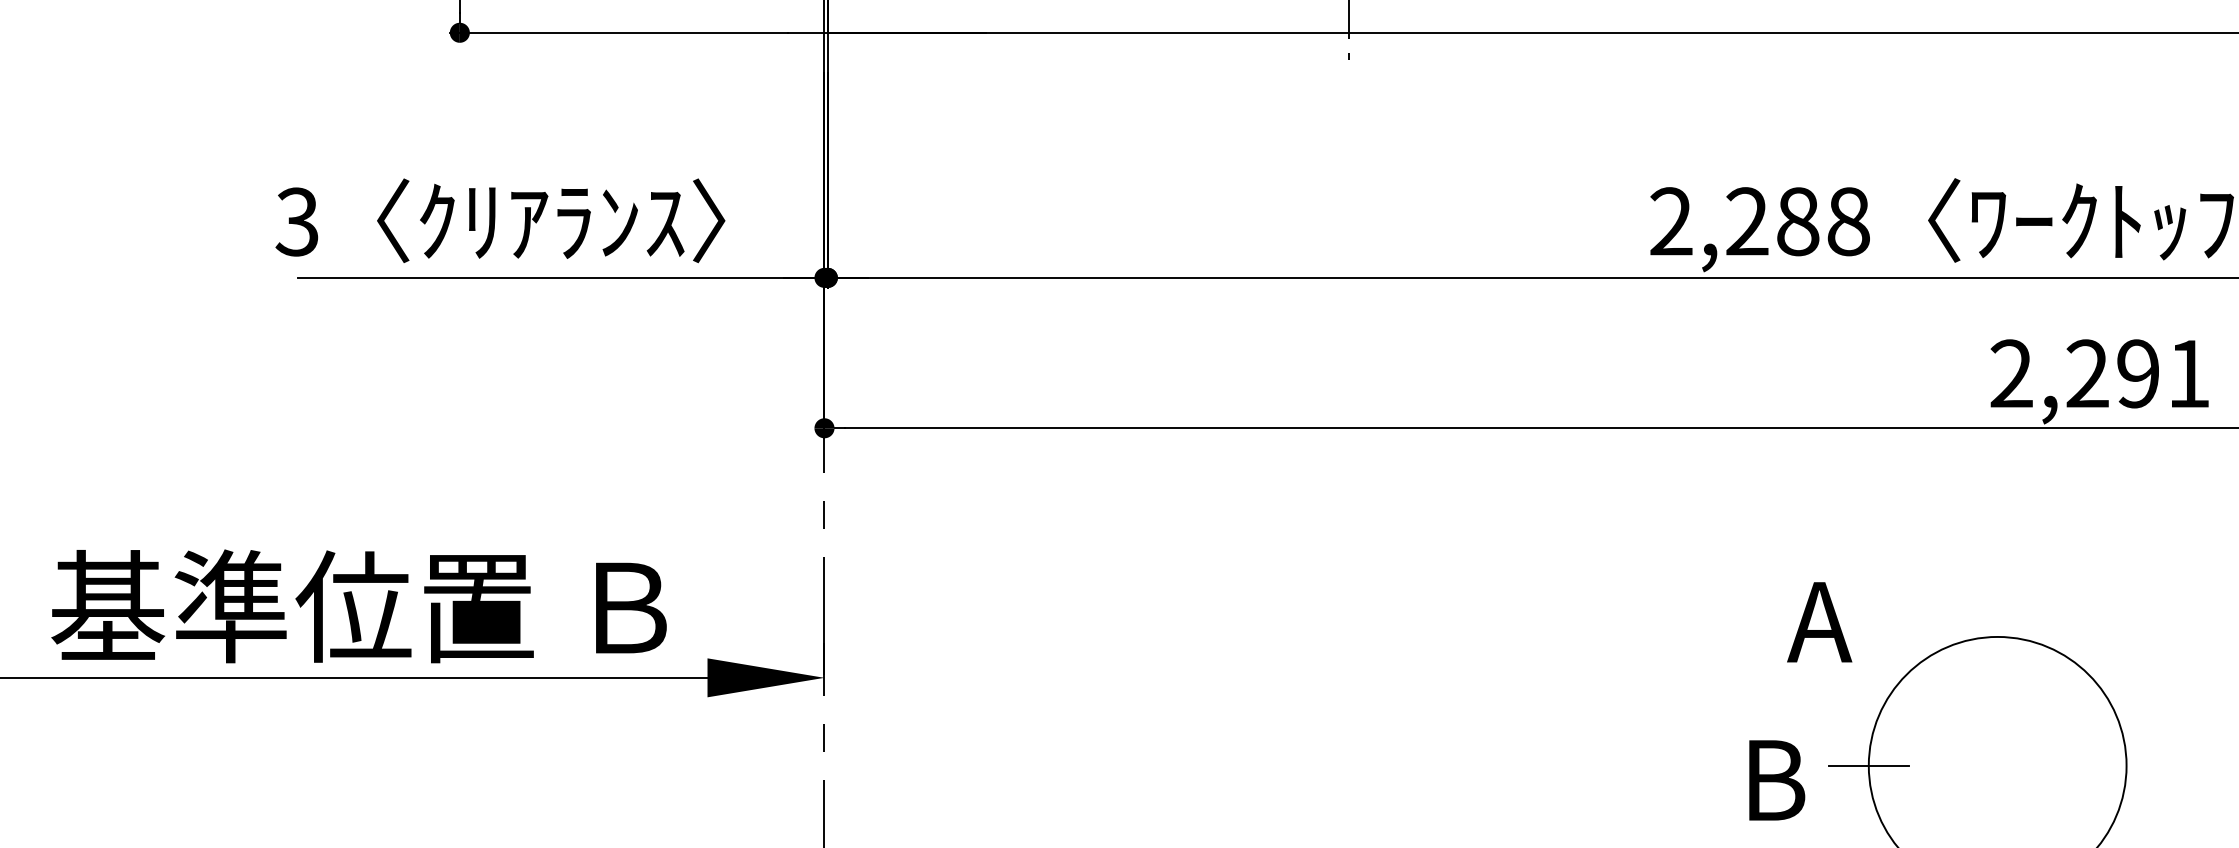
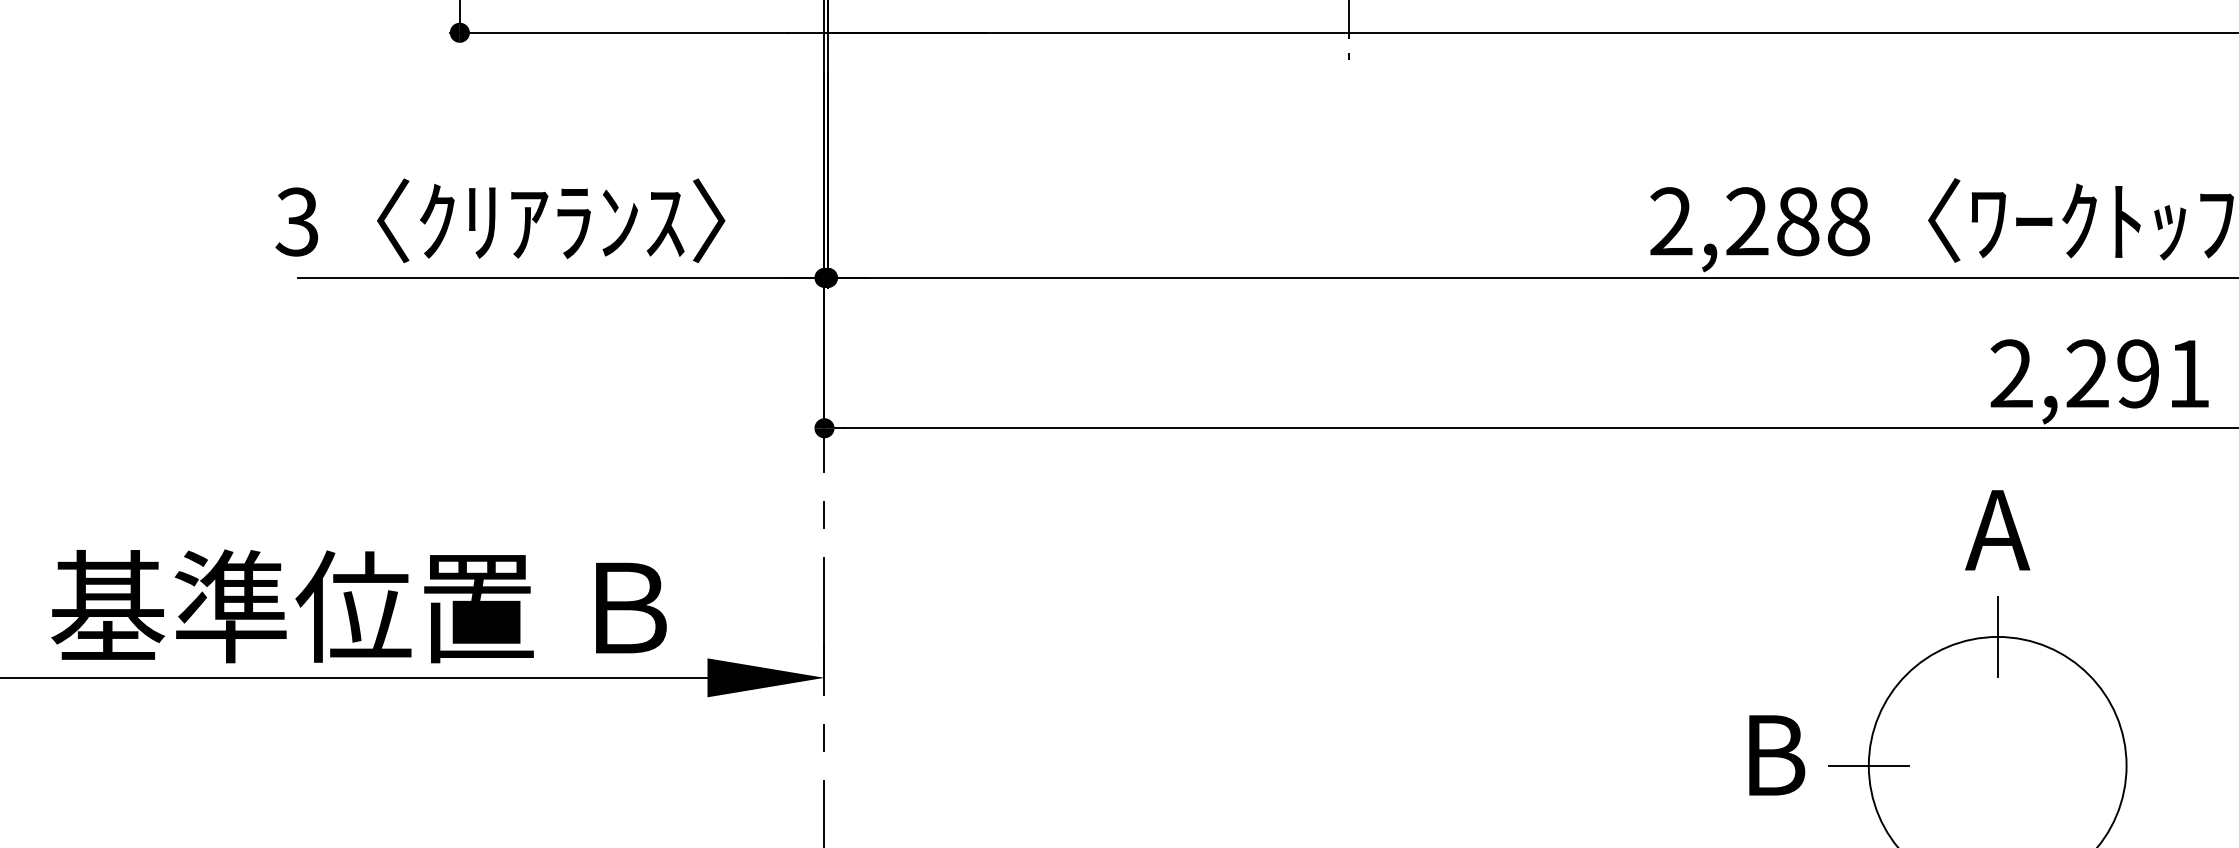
text position: (1819, 622) -> (1997, 530) (1997, 530)
line: none -> present (1997, 636)
text position: (1777, 780) -> (1777, 755) (1777, 755)
